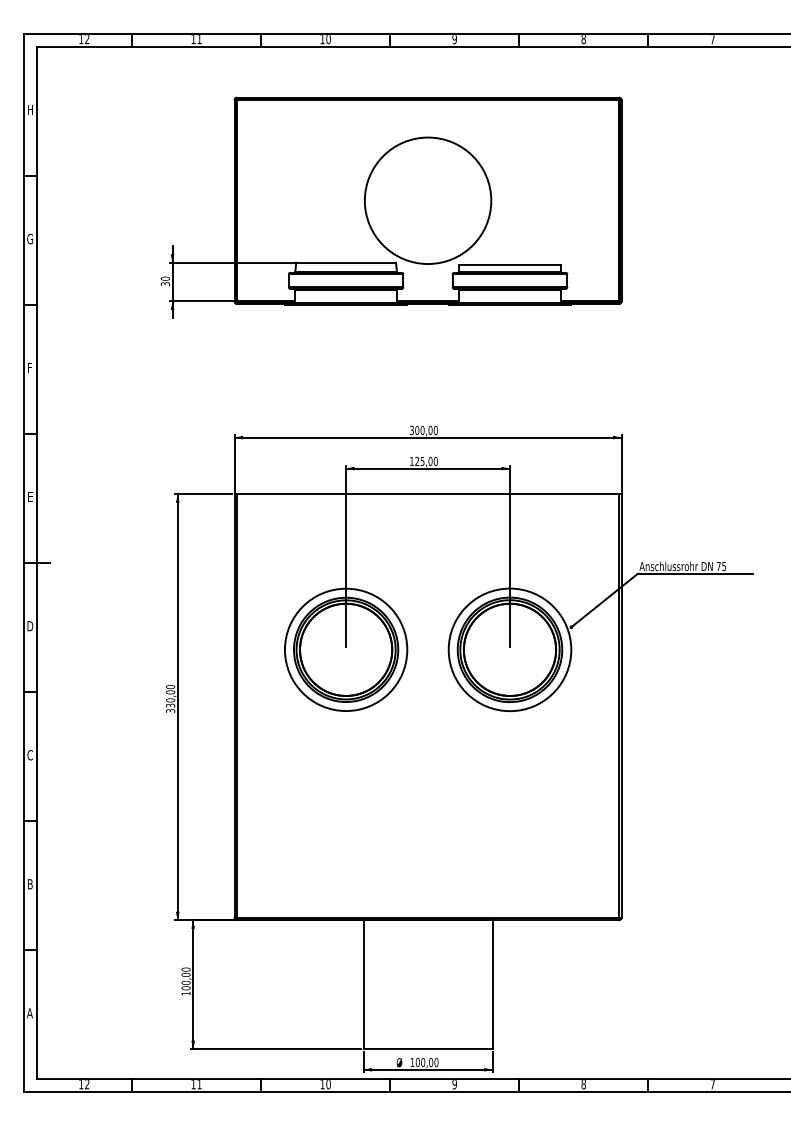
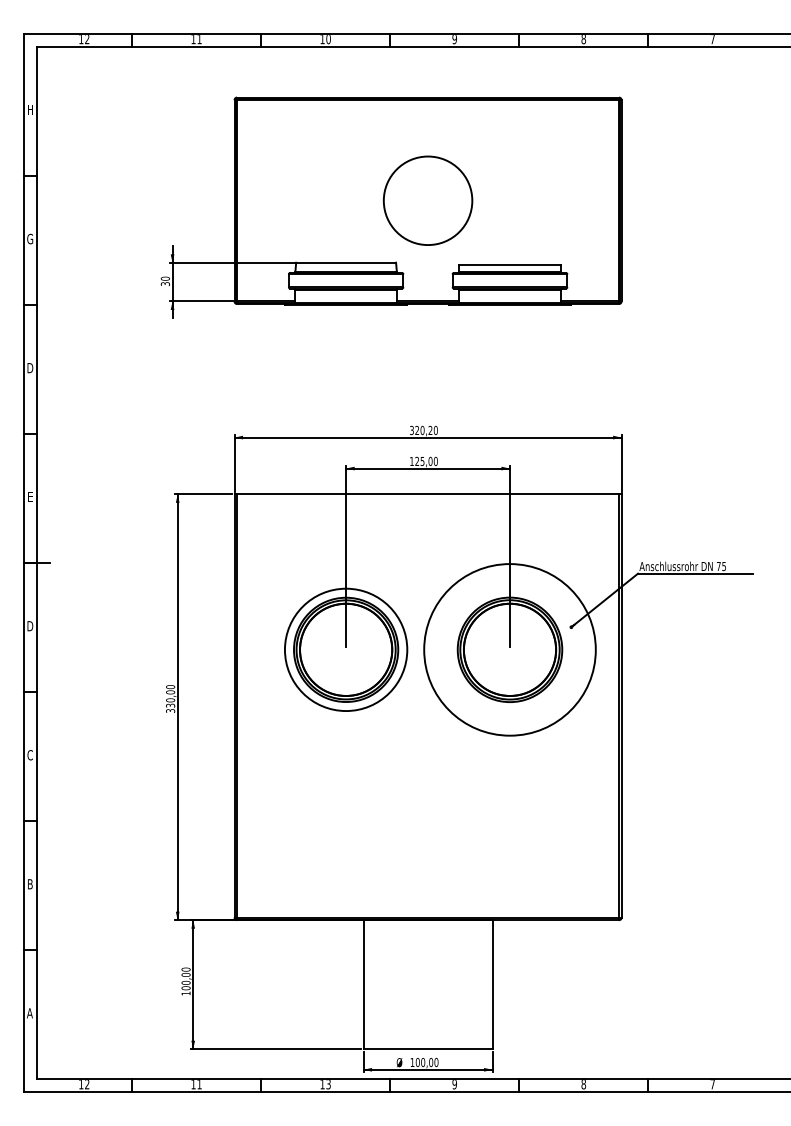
circle diameter: 126 px -> 89 px (427, 200)
text: F -> D (30, 368)
text: 300,00 -> 320,20 (423, 430)
circle diameter: 123 px -> 172 px (509, 649)
text: 10 -> 13 (328, 1084)
